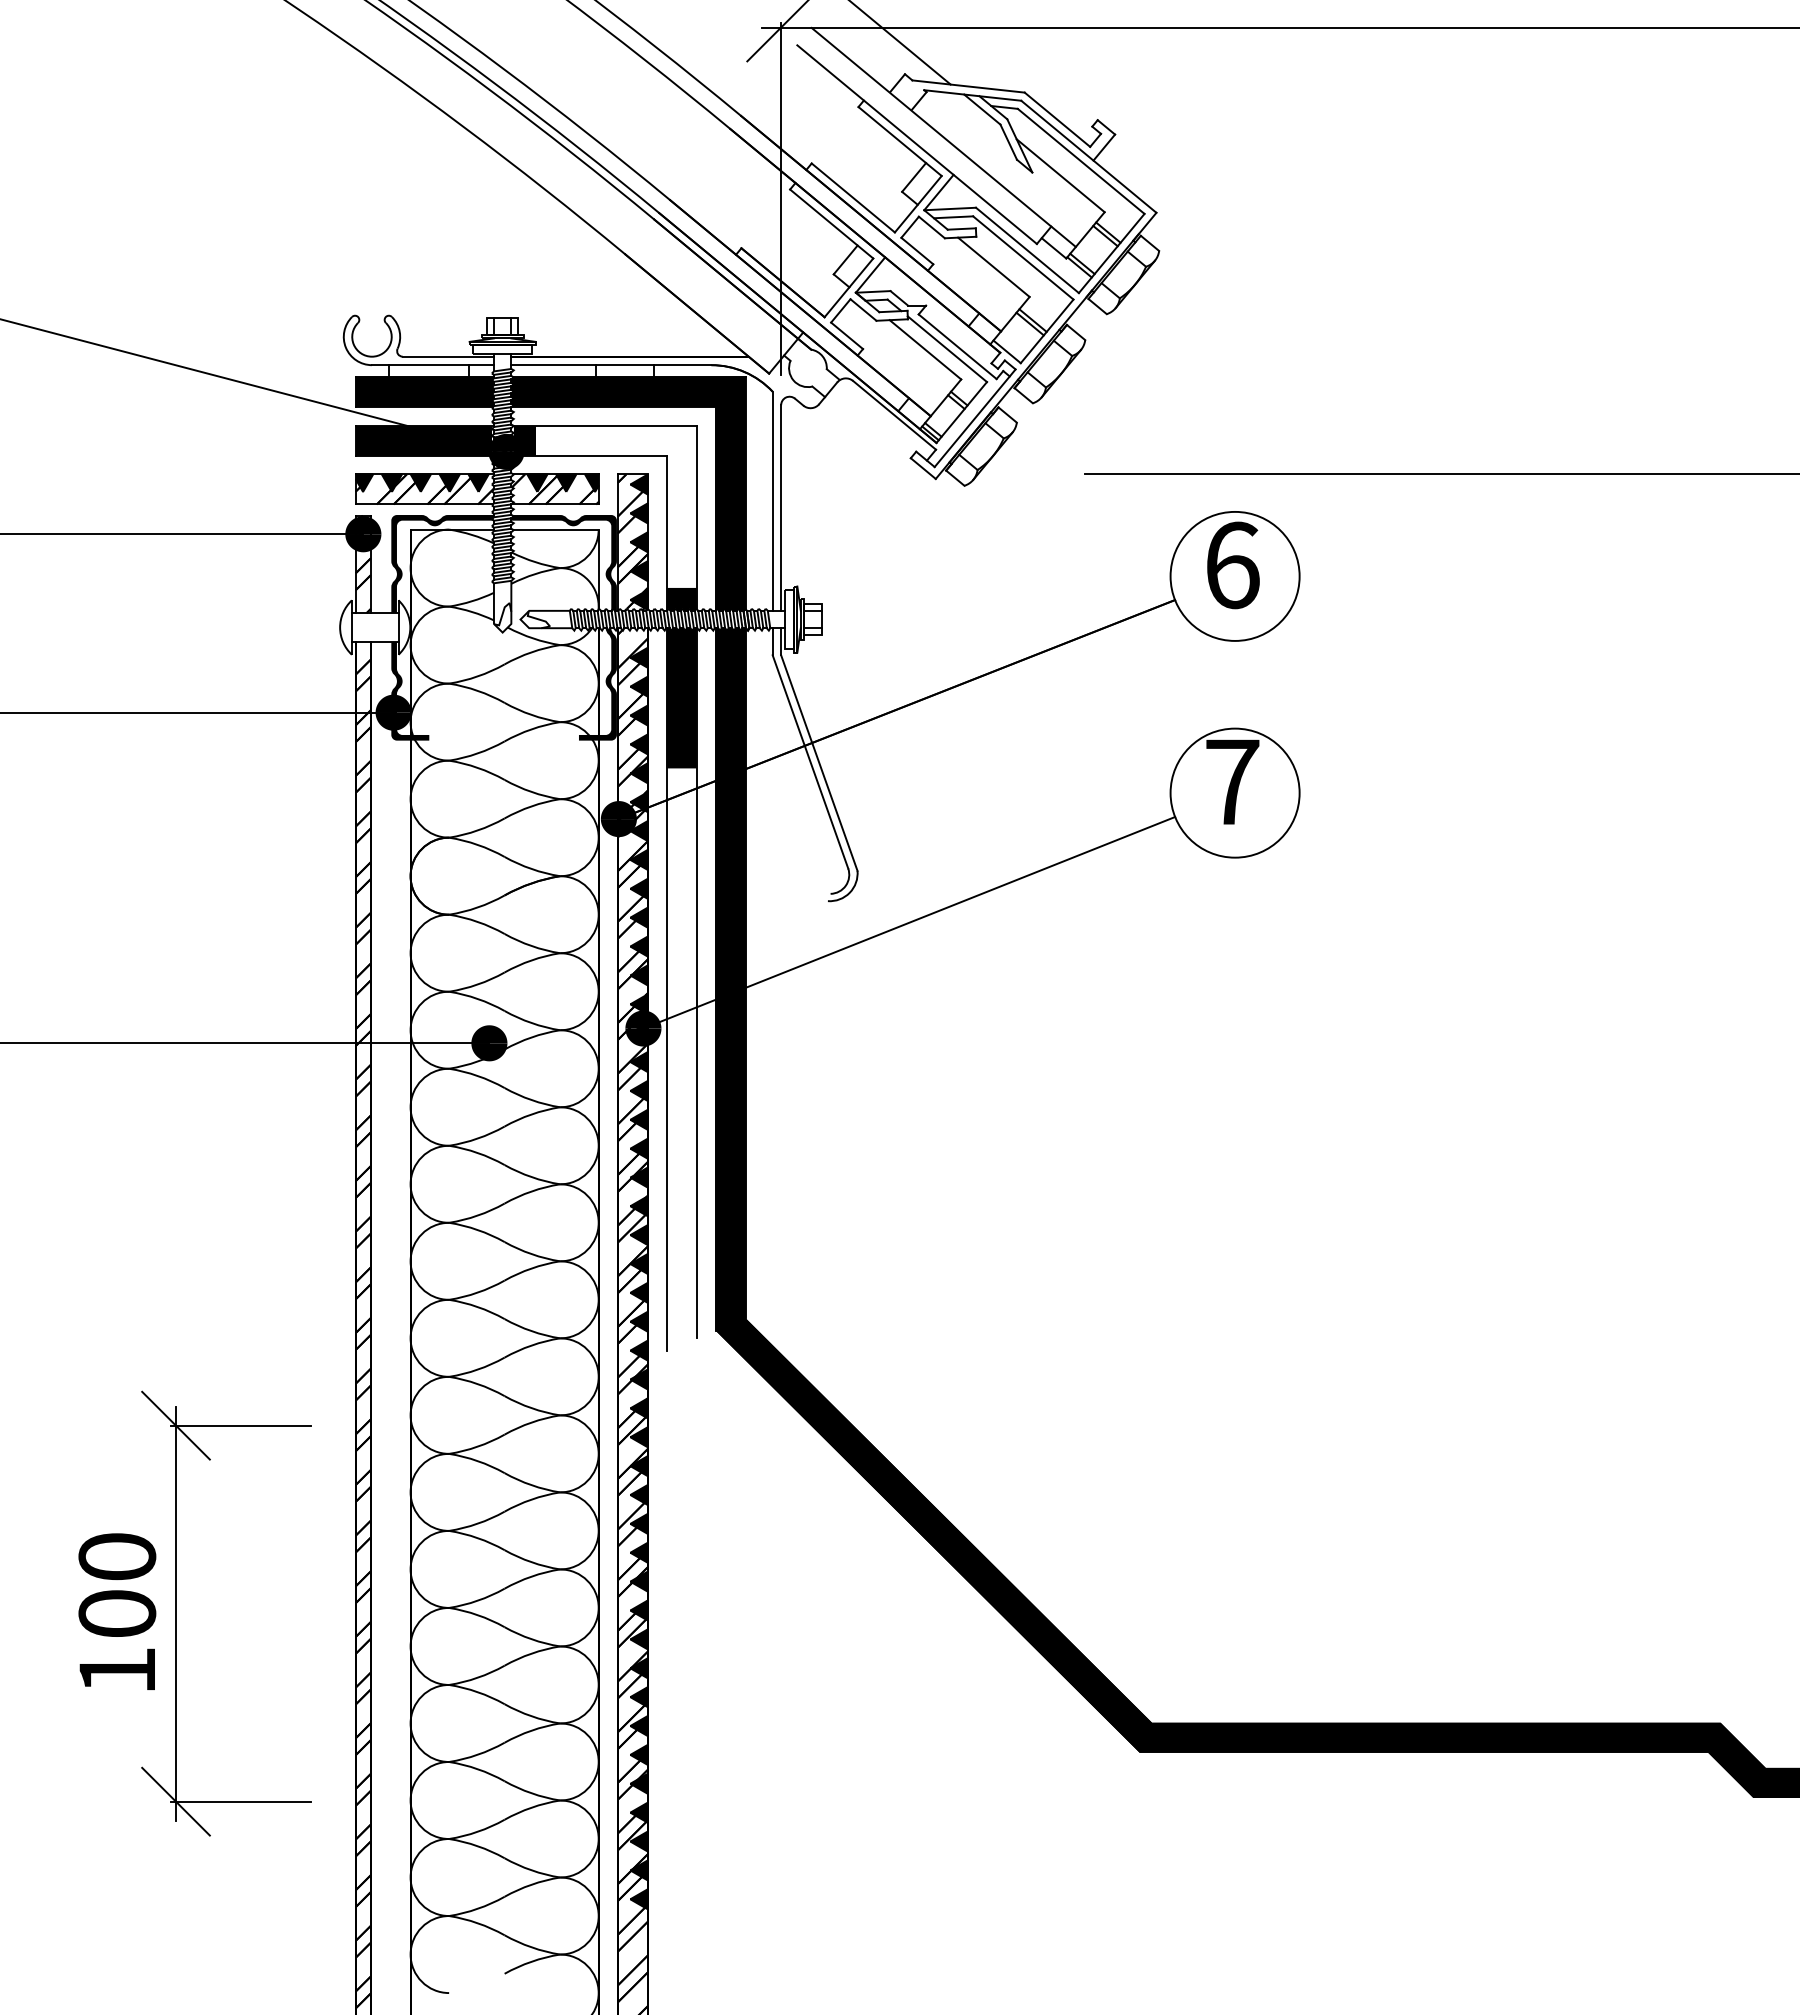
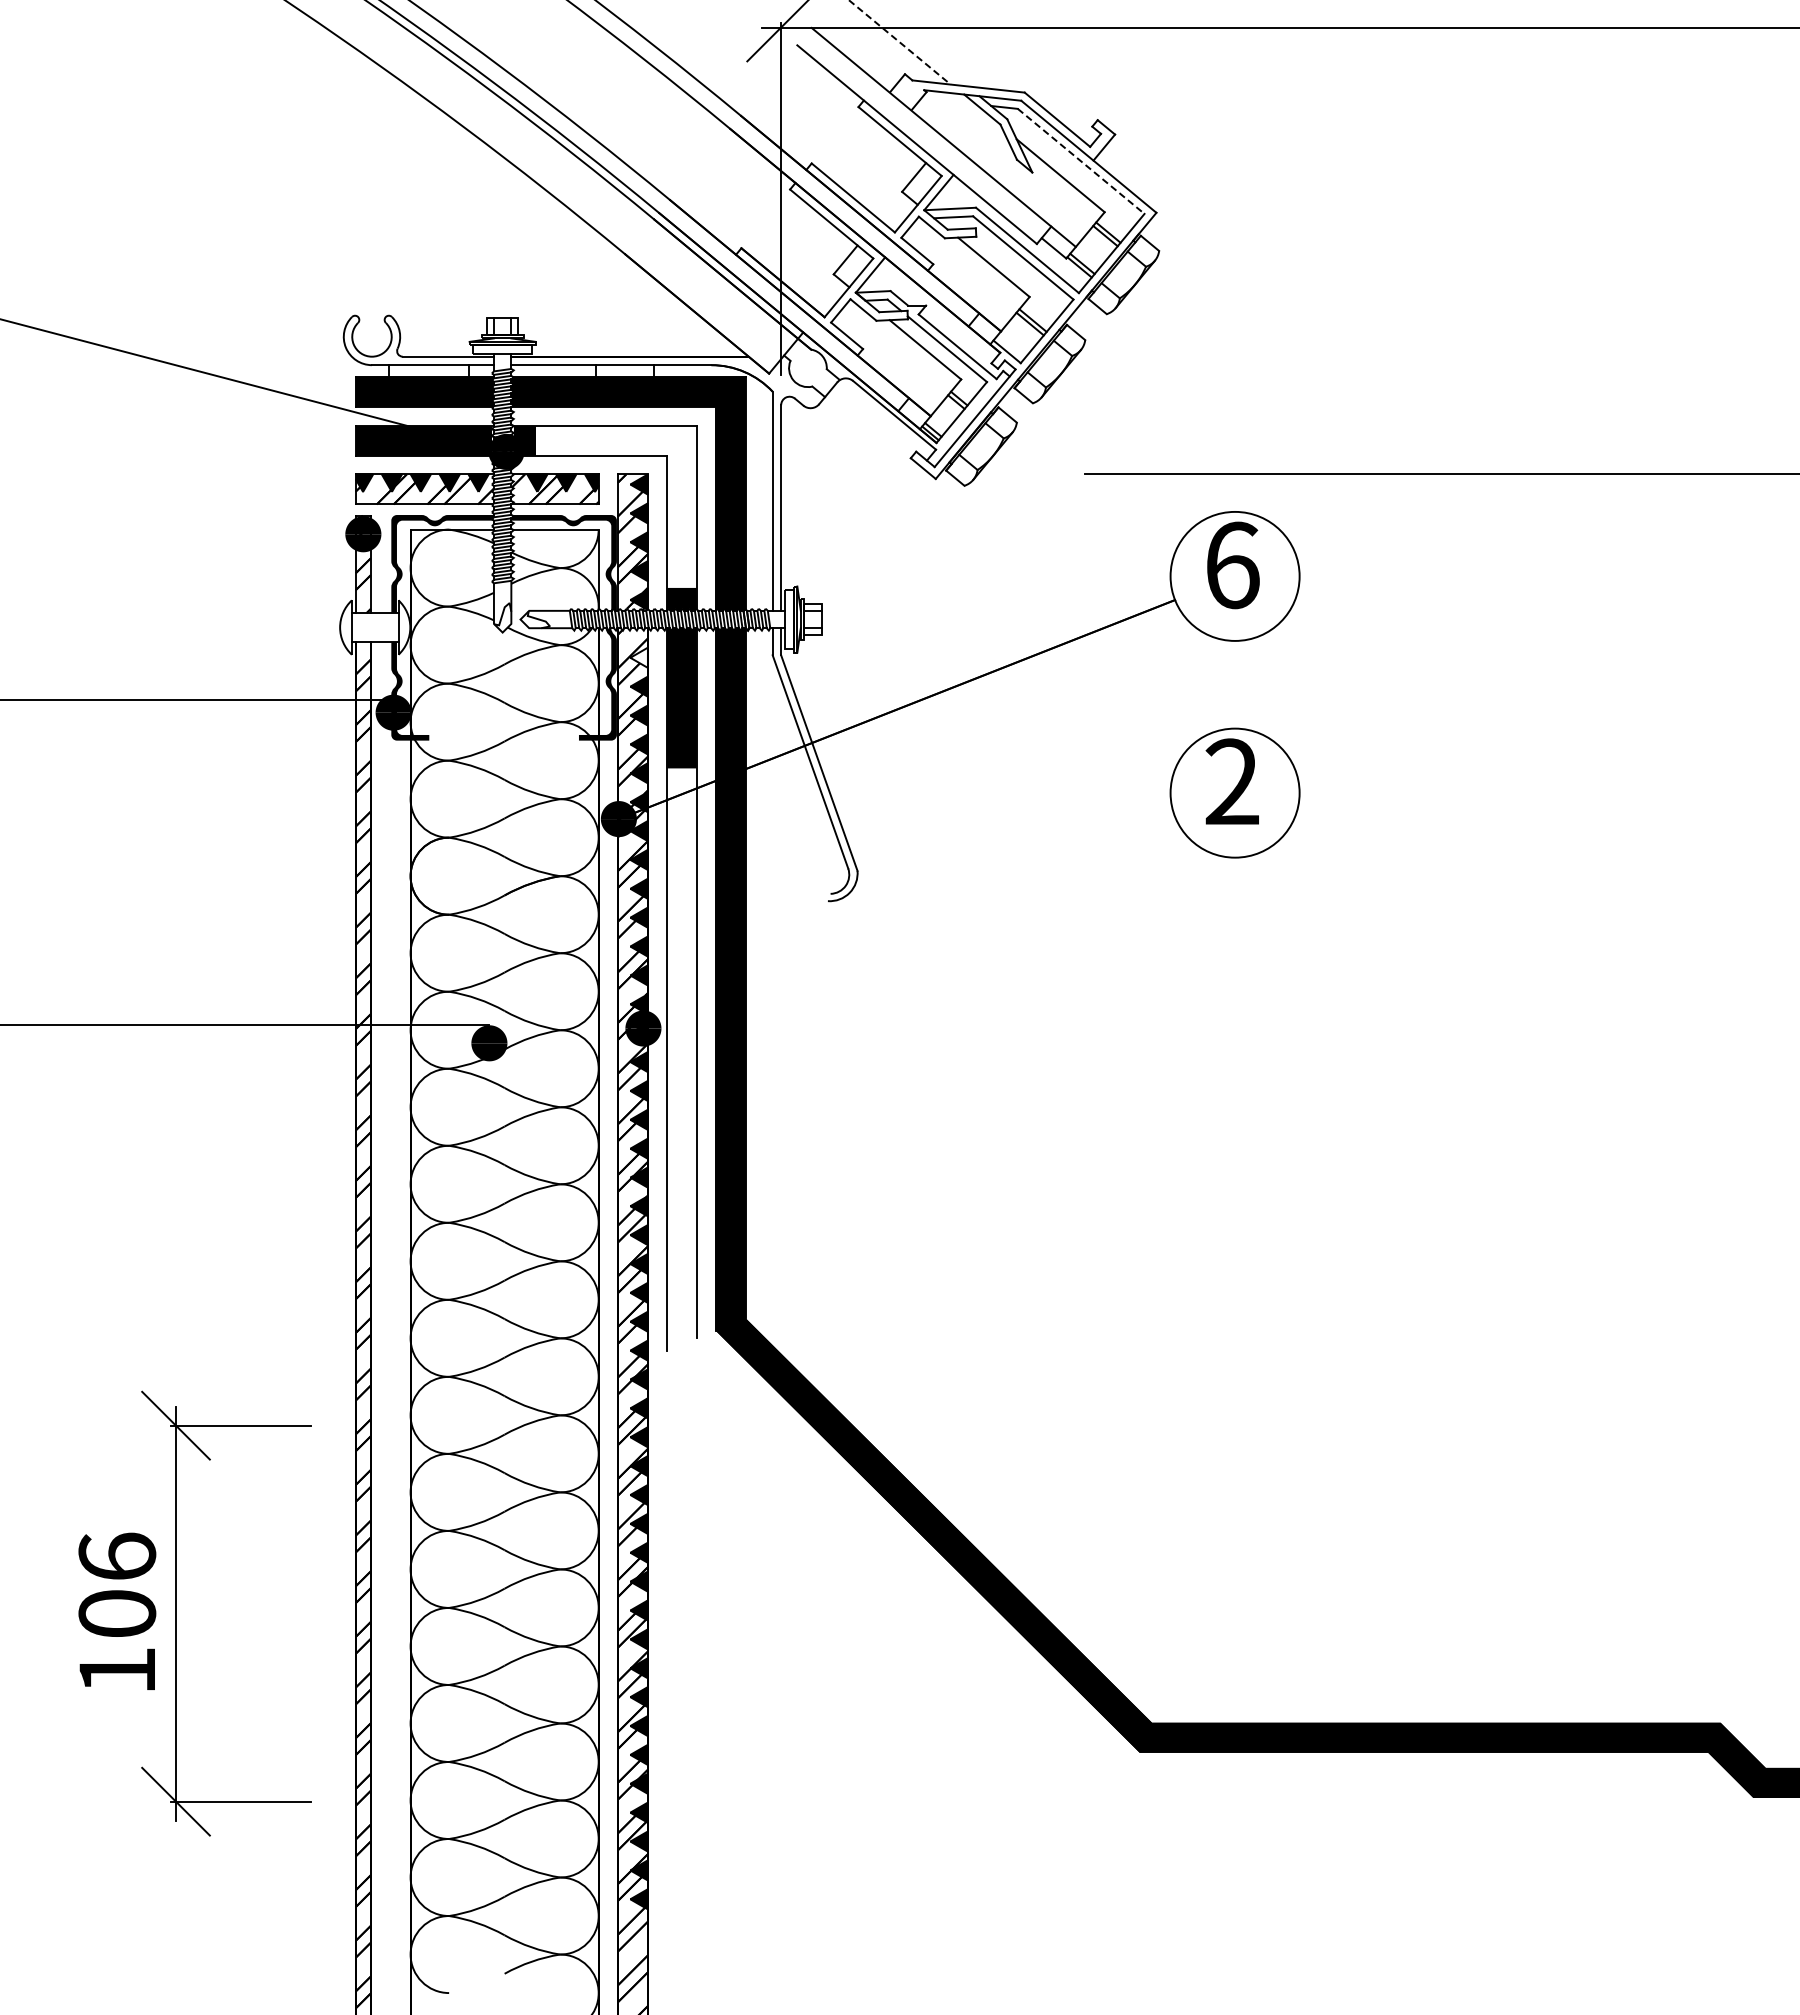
line: solid -> dashed (900, 42)
line: solid -> dashed (1081, 161)
line: present -> none (182, 534)
fill: present -> none (638, 657)
line position: (197, 712) -> (197, 699) (197, 699)
text: 7 -> 2 (1232, 781)
line: present -> none (909, 922)
line position: (245, 1043) -> (245, 1025) (245, 1025)
text: 100 -> 106 (117, 1556)
